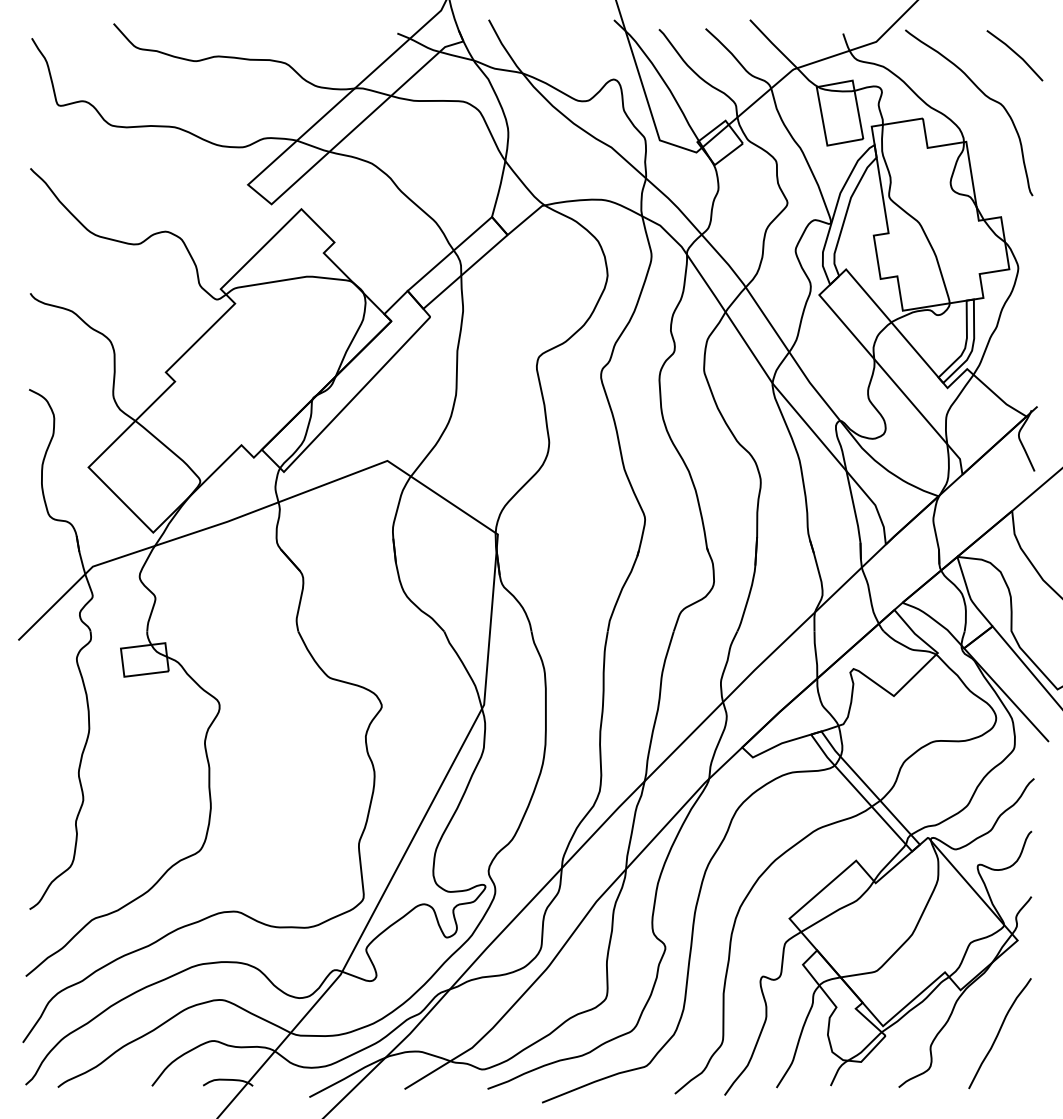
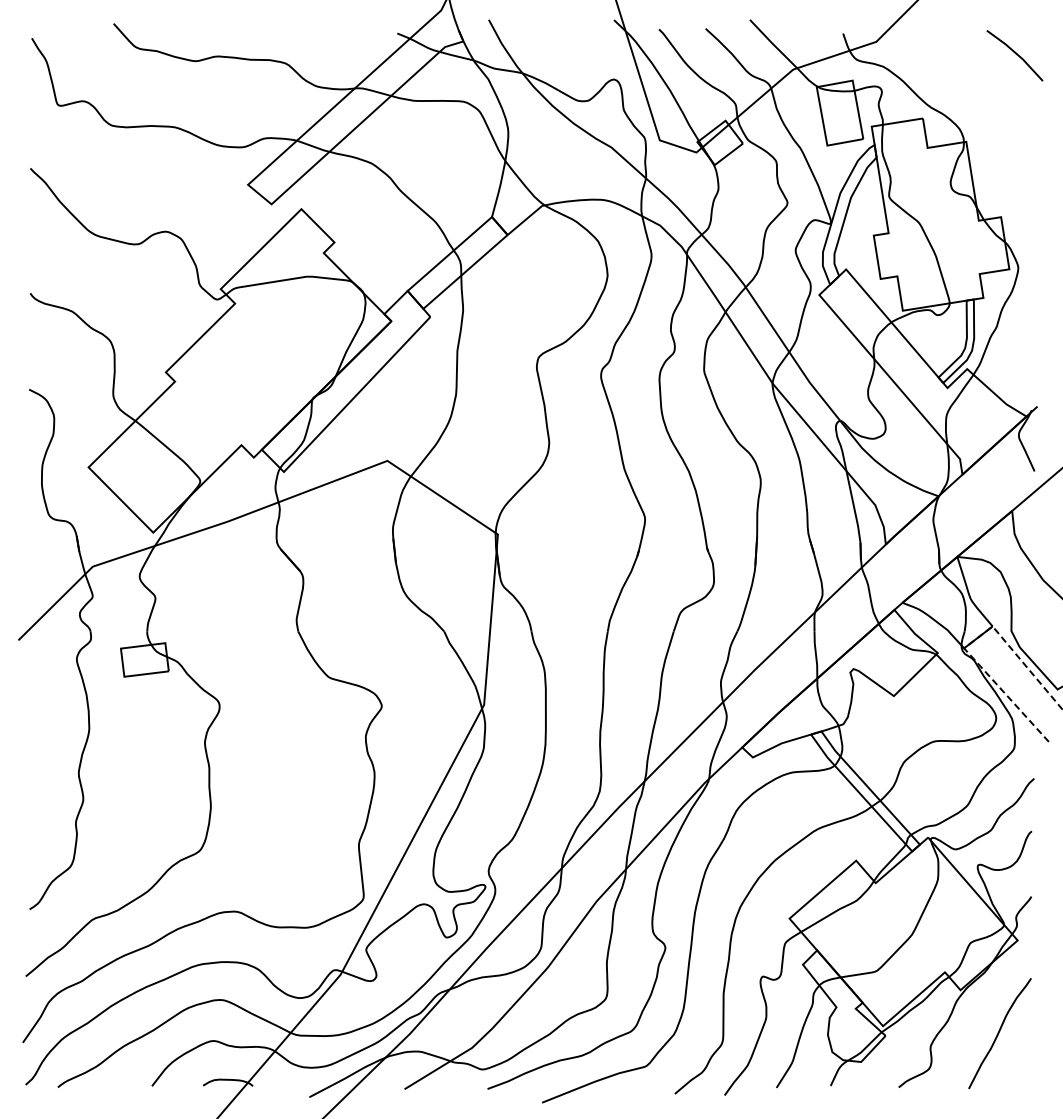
curve: present -> none (985, 96)
line: solid -> dashed (971, 642)
